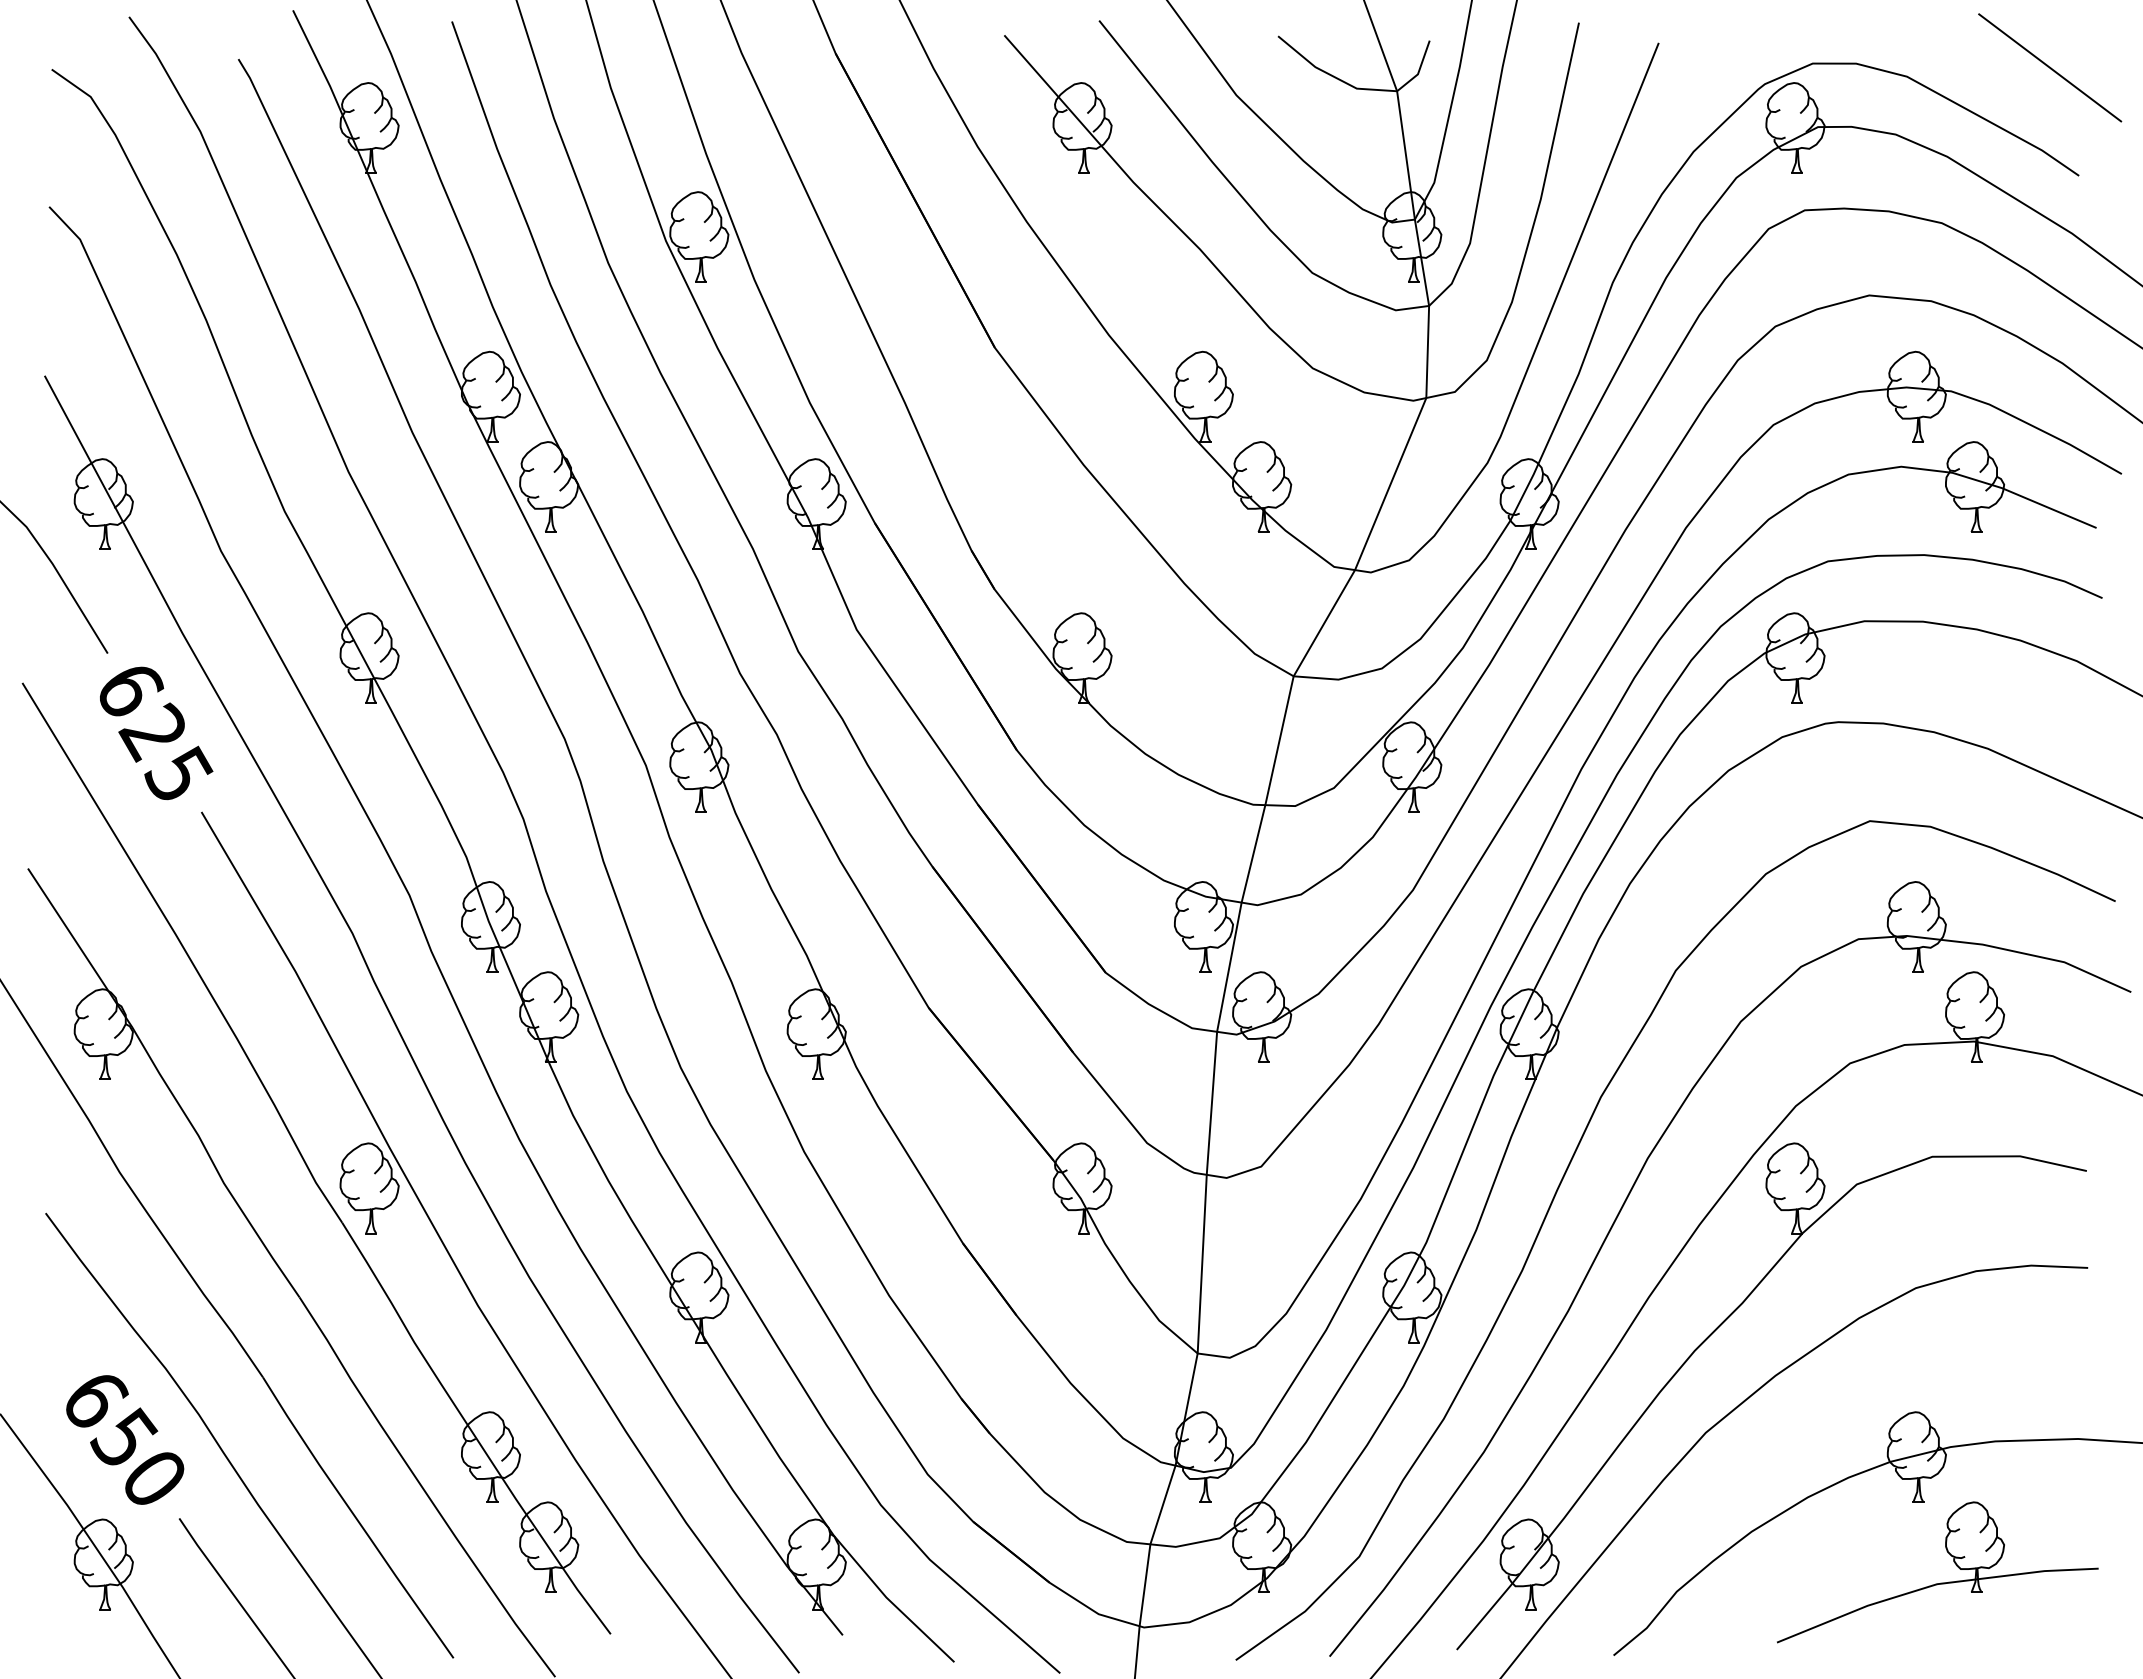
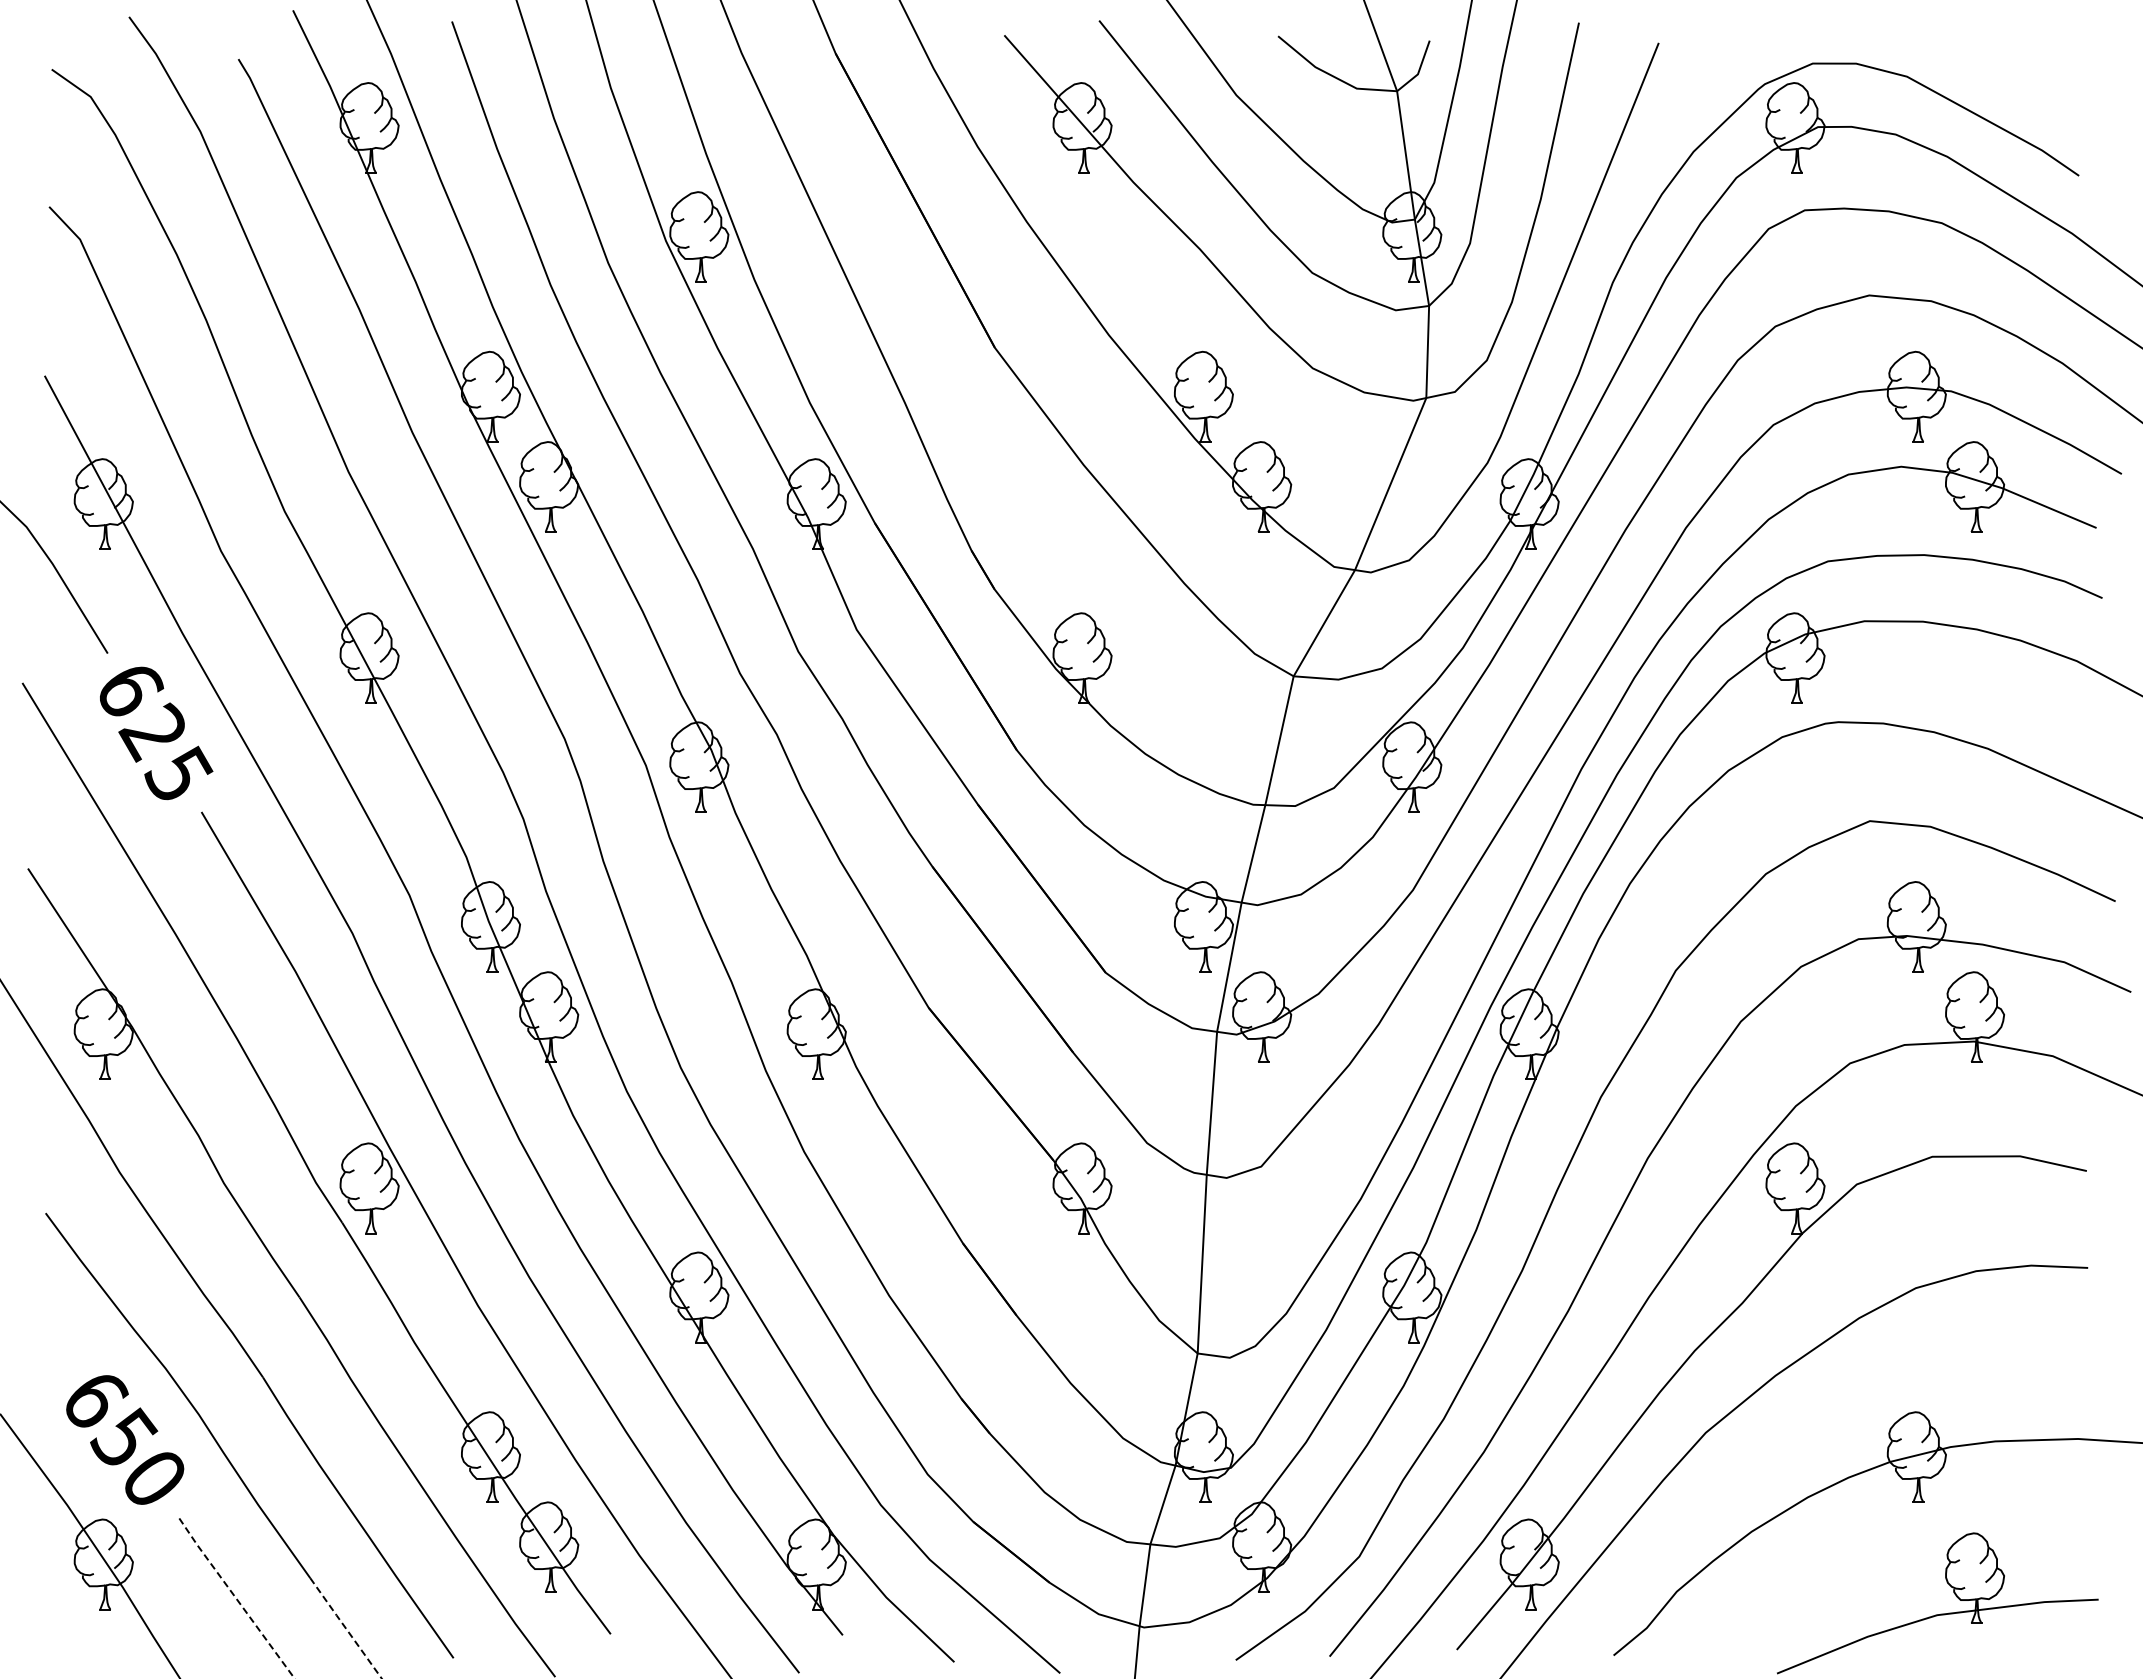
line: present -> none (2050, 67)
part position: (1940, 1582) -> (1940, 1613) (1940, 1613)
line: solid -> dashed (236, 1598)
line: solid -> dashed (345, 1628)
